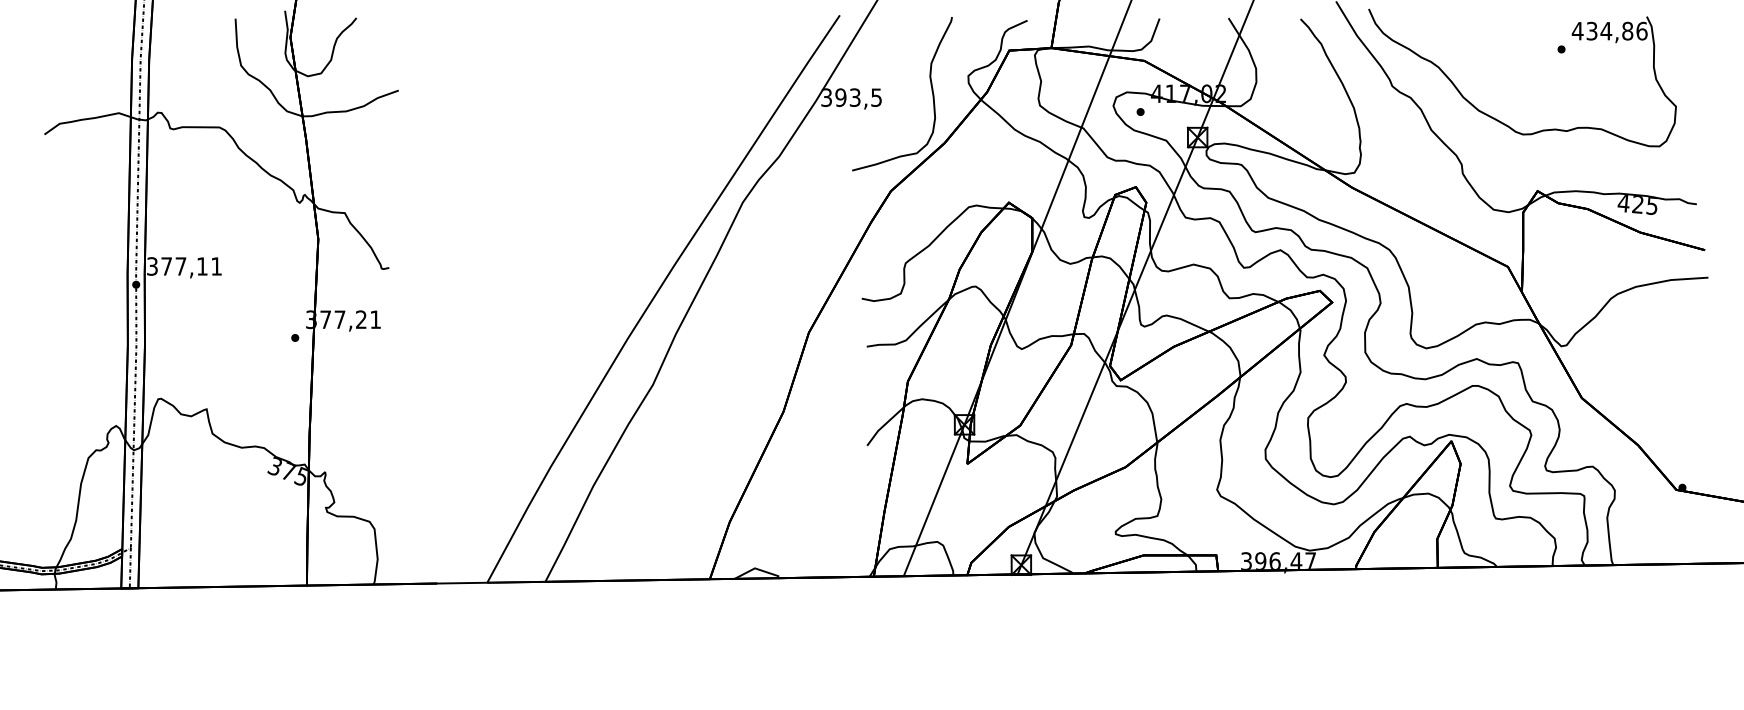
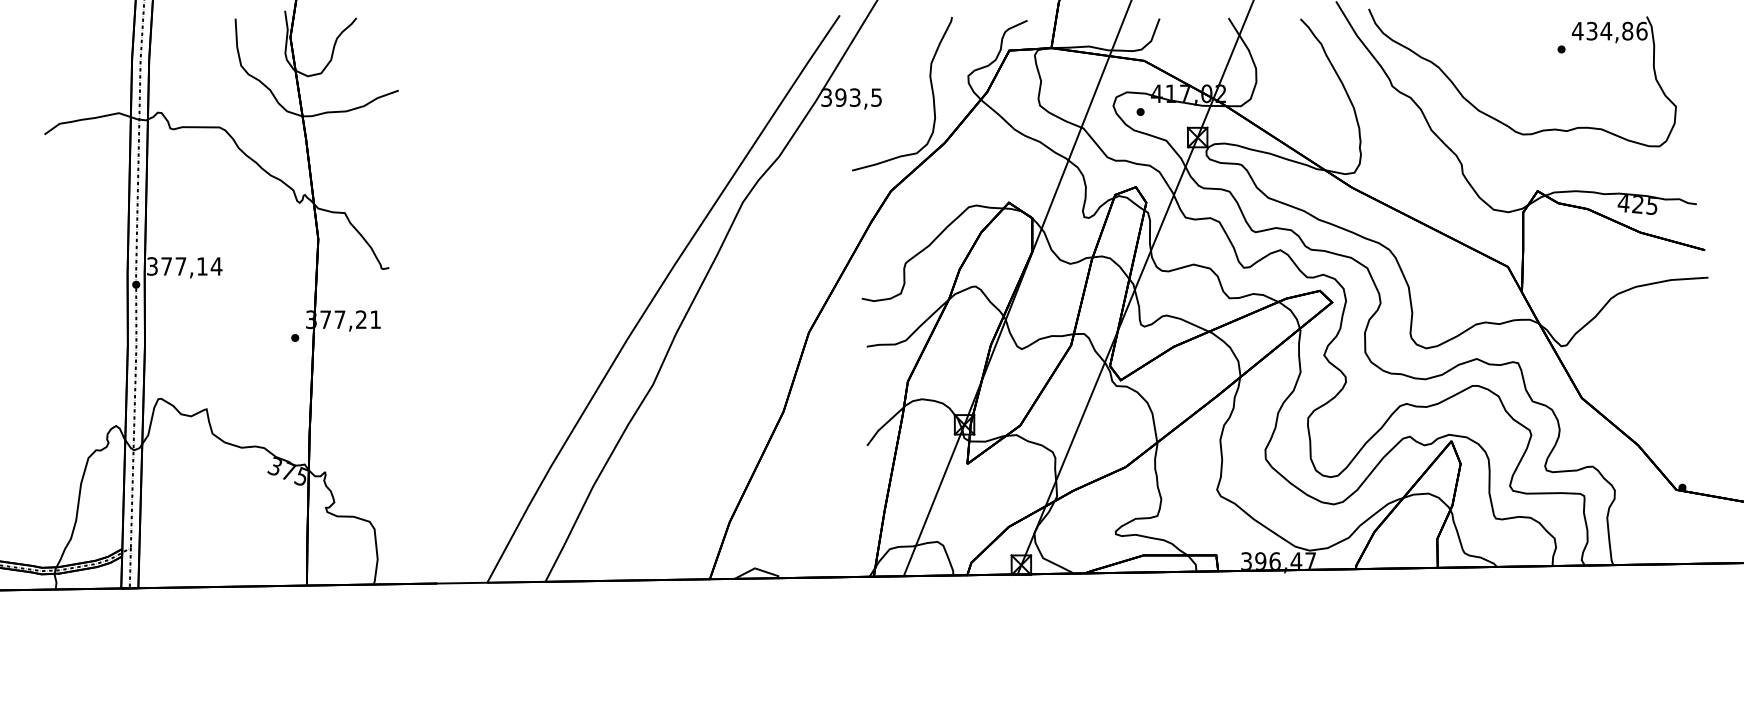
text: 377,11 -> 377,14 (216, 266)
